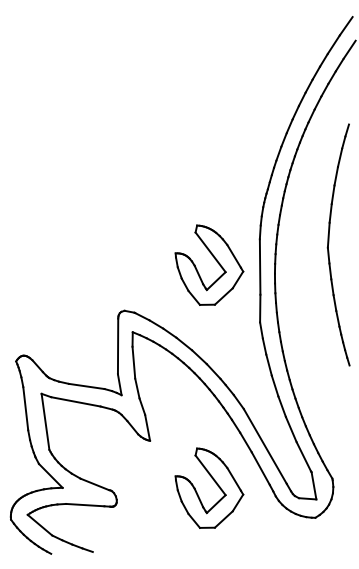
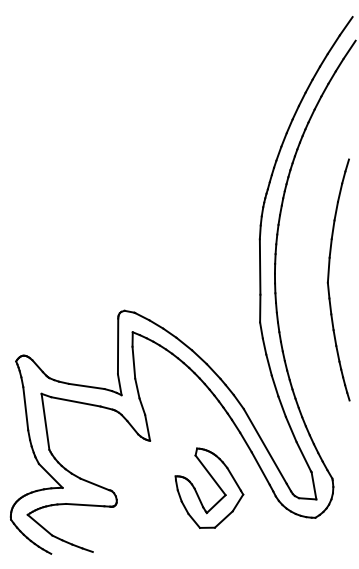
part position: (329, 243) -> (329, 278) (329, 278)
part: present -> none (214, 259)
